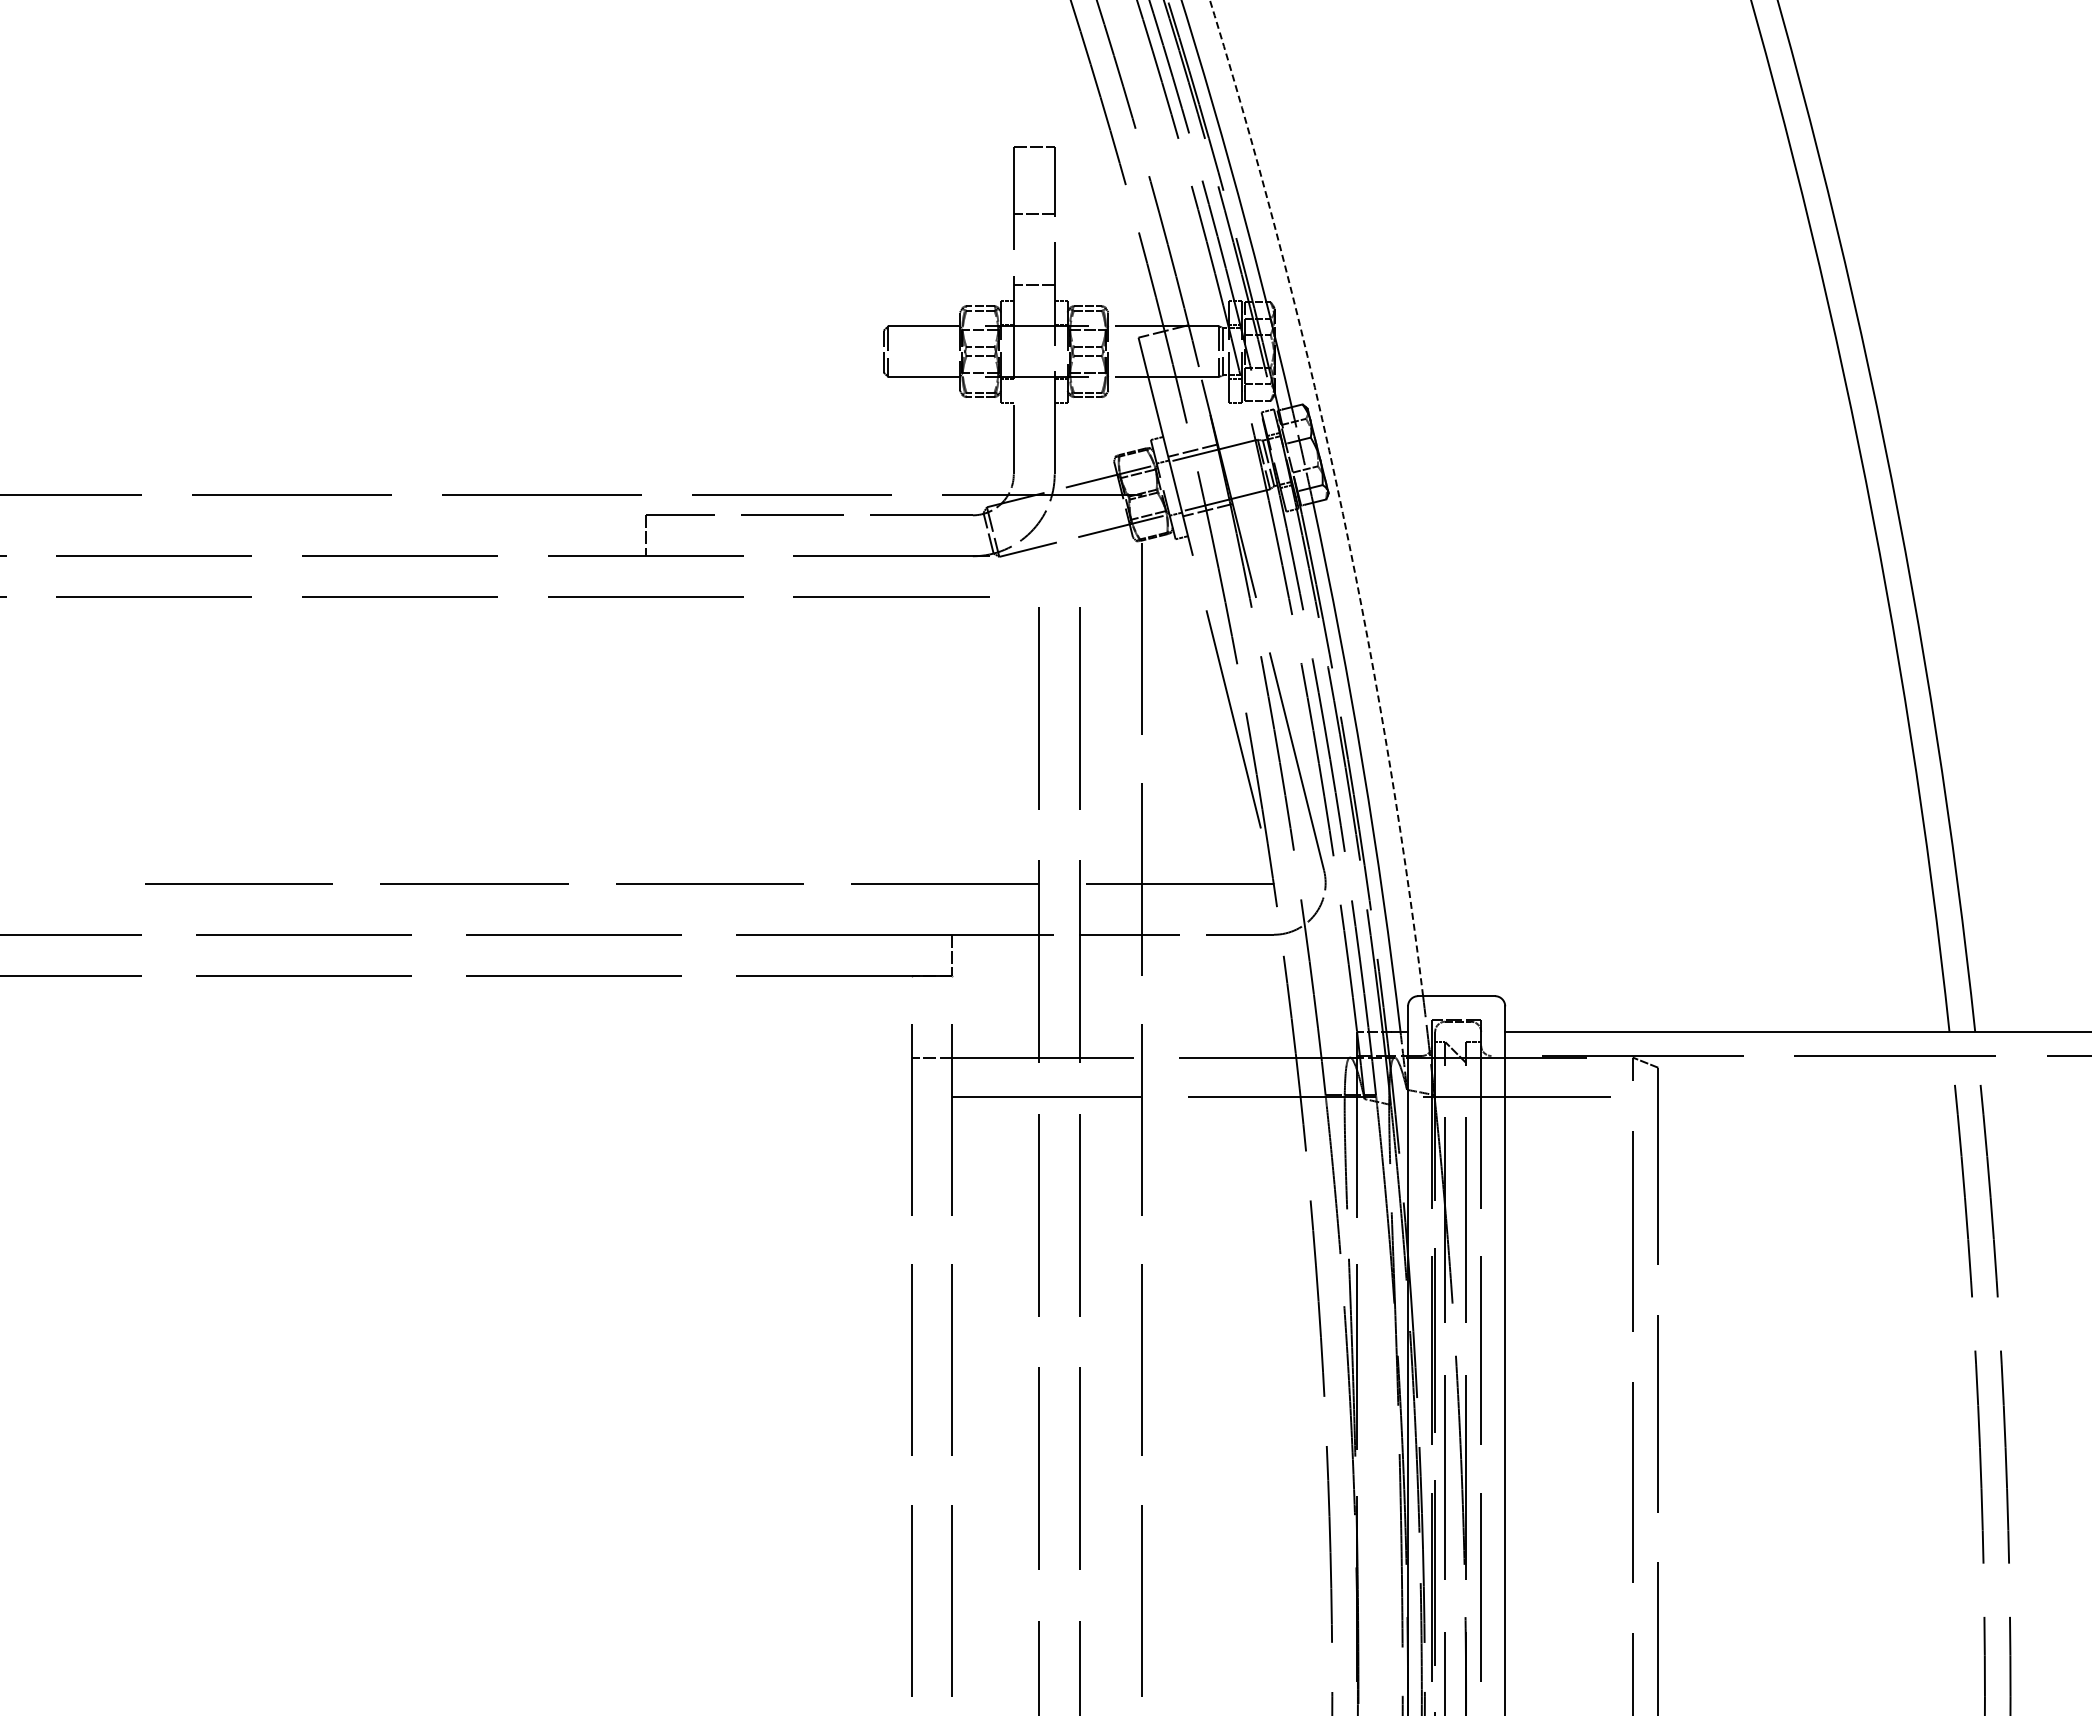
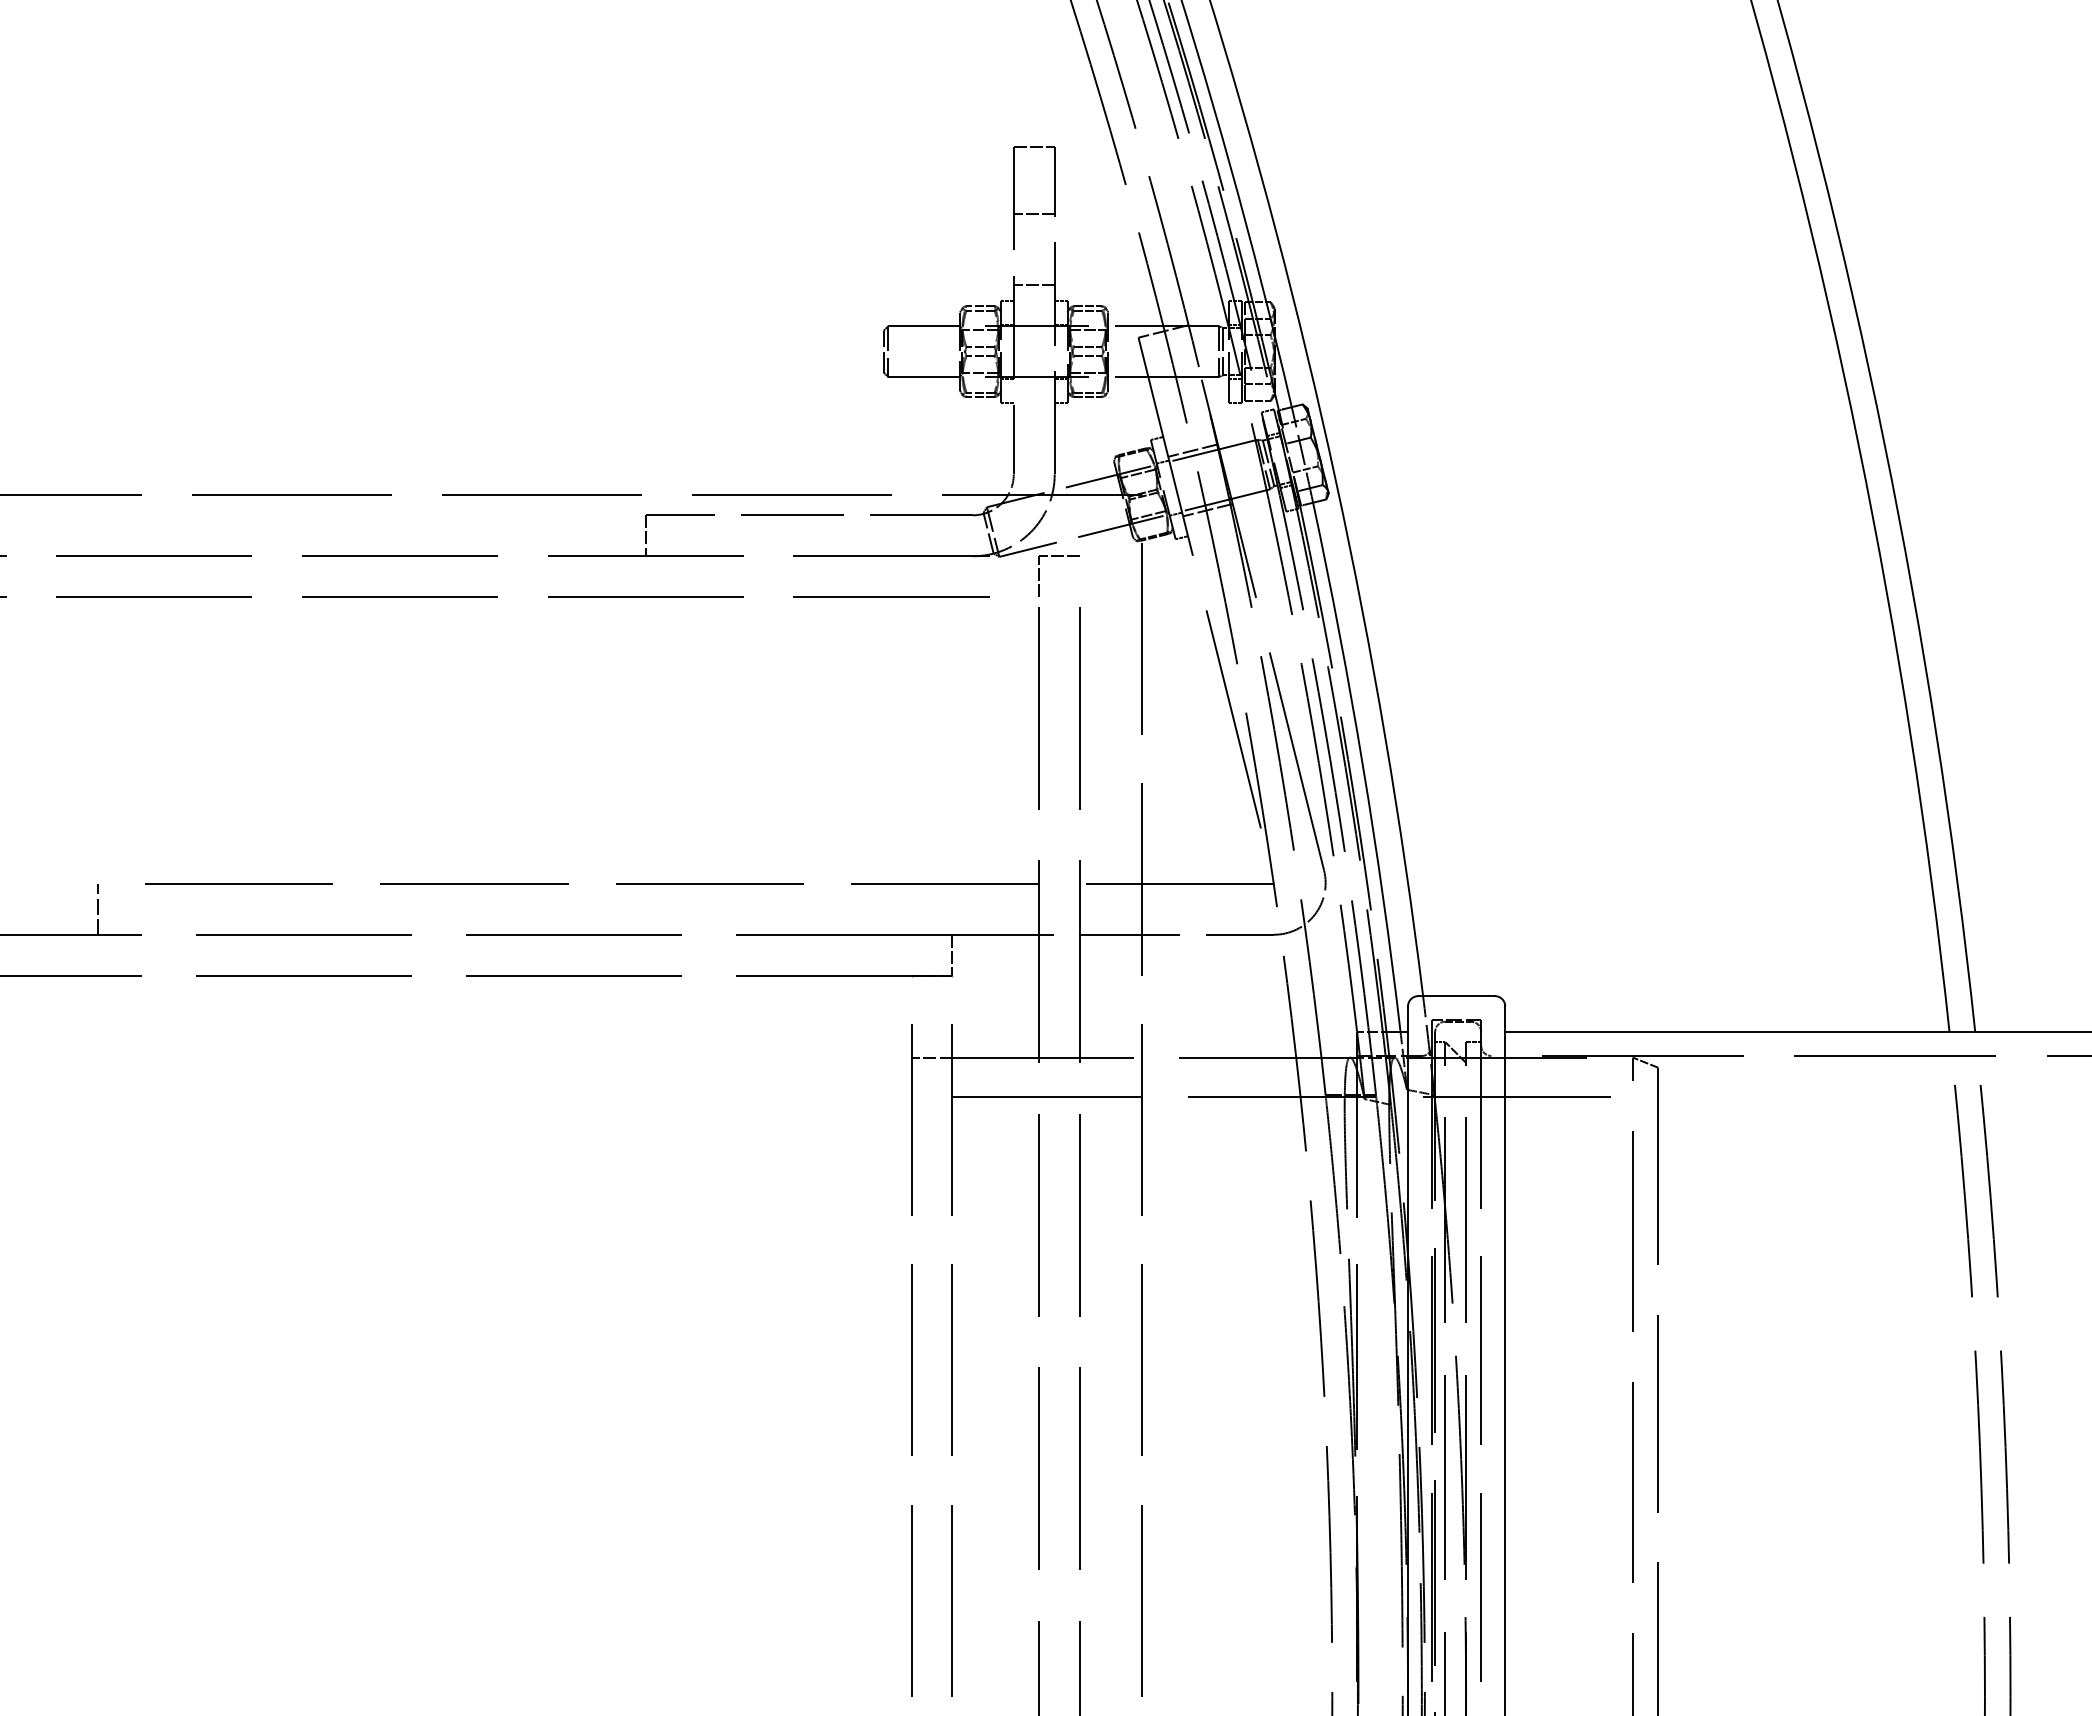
arc: dashed -> solid (1338, 492)
part: none -> present (1058, 556)
line: none -> present (98, 908)
